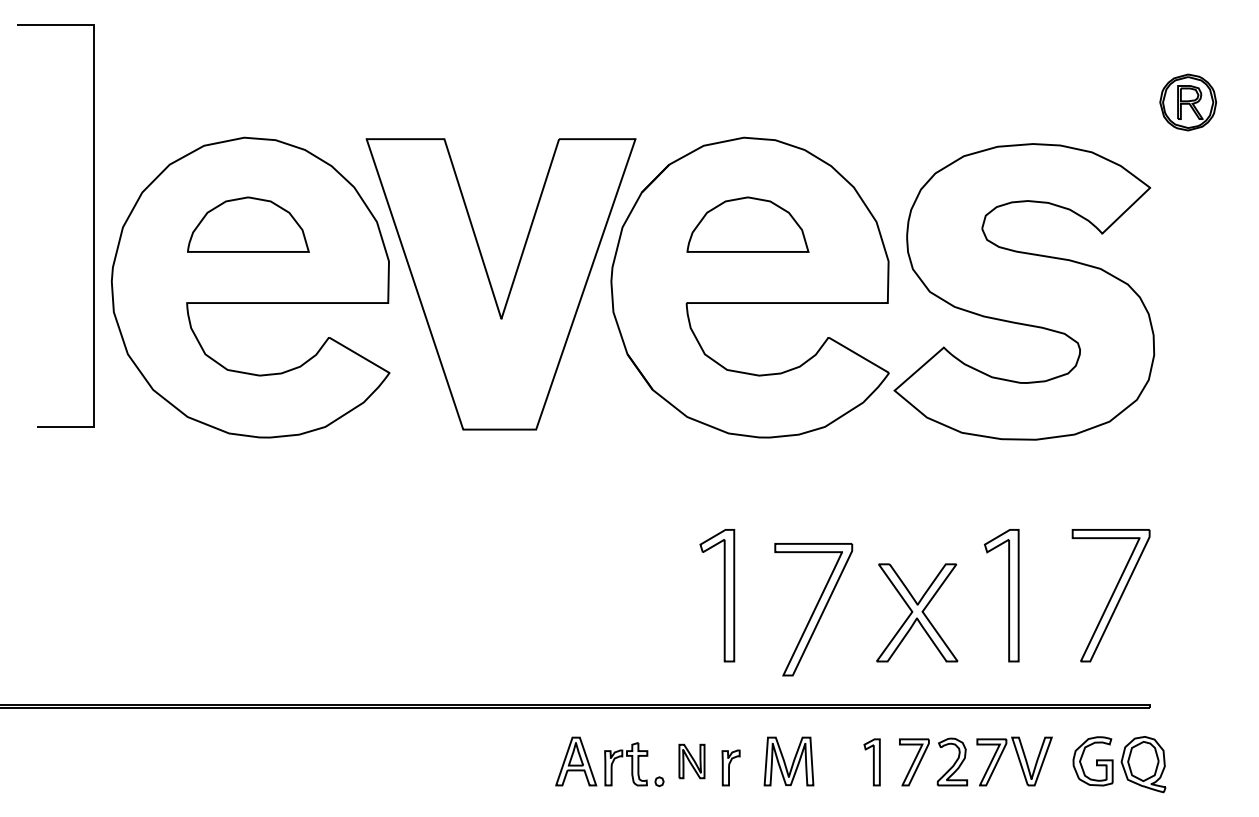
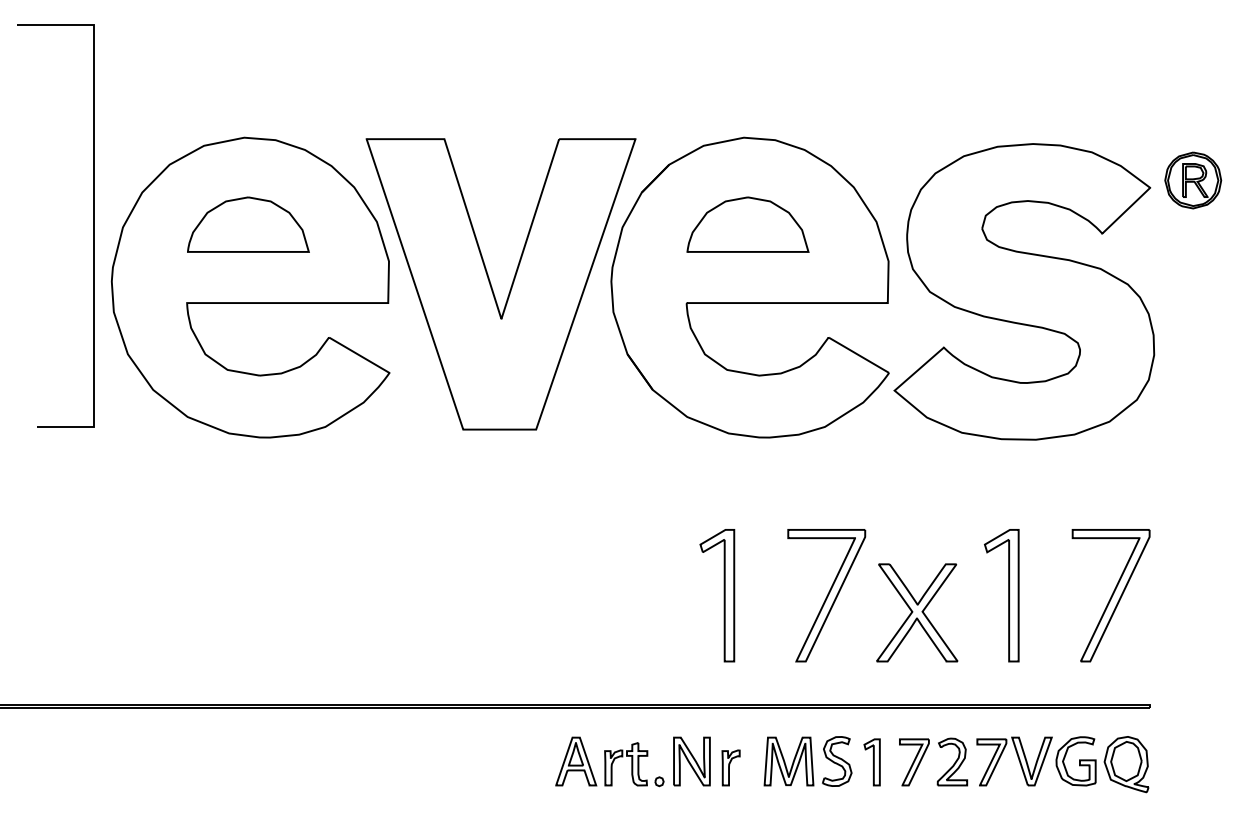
part position: (1188, 102) -> (1193, 180) (1193, 180)
part position: (813, 609) -> (826, 595) (826, 595)
part size: 28x37 px -> 38x51 px (691, 761)
part: none -> present (837, 761)
part position: (1119, 764) -> (1102, 764) (1102, 764)
